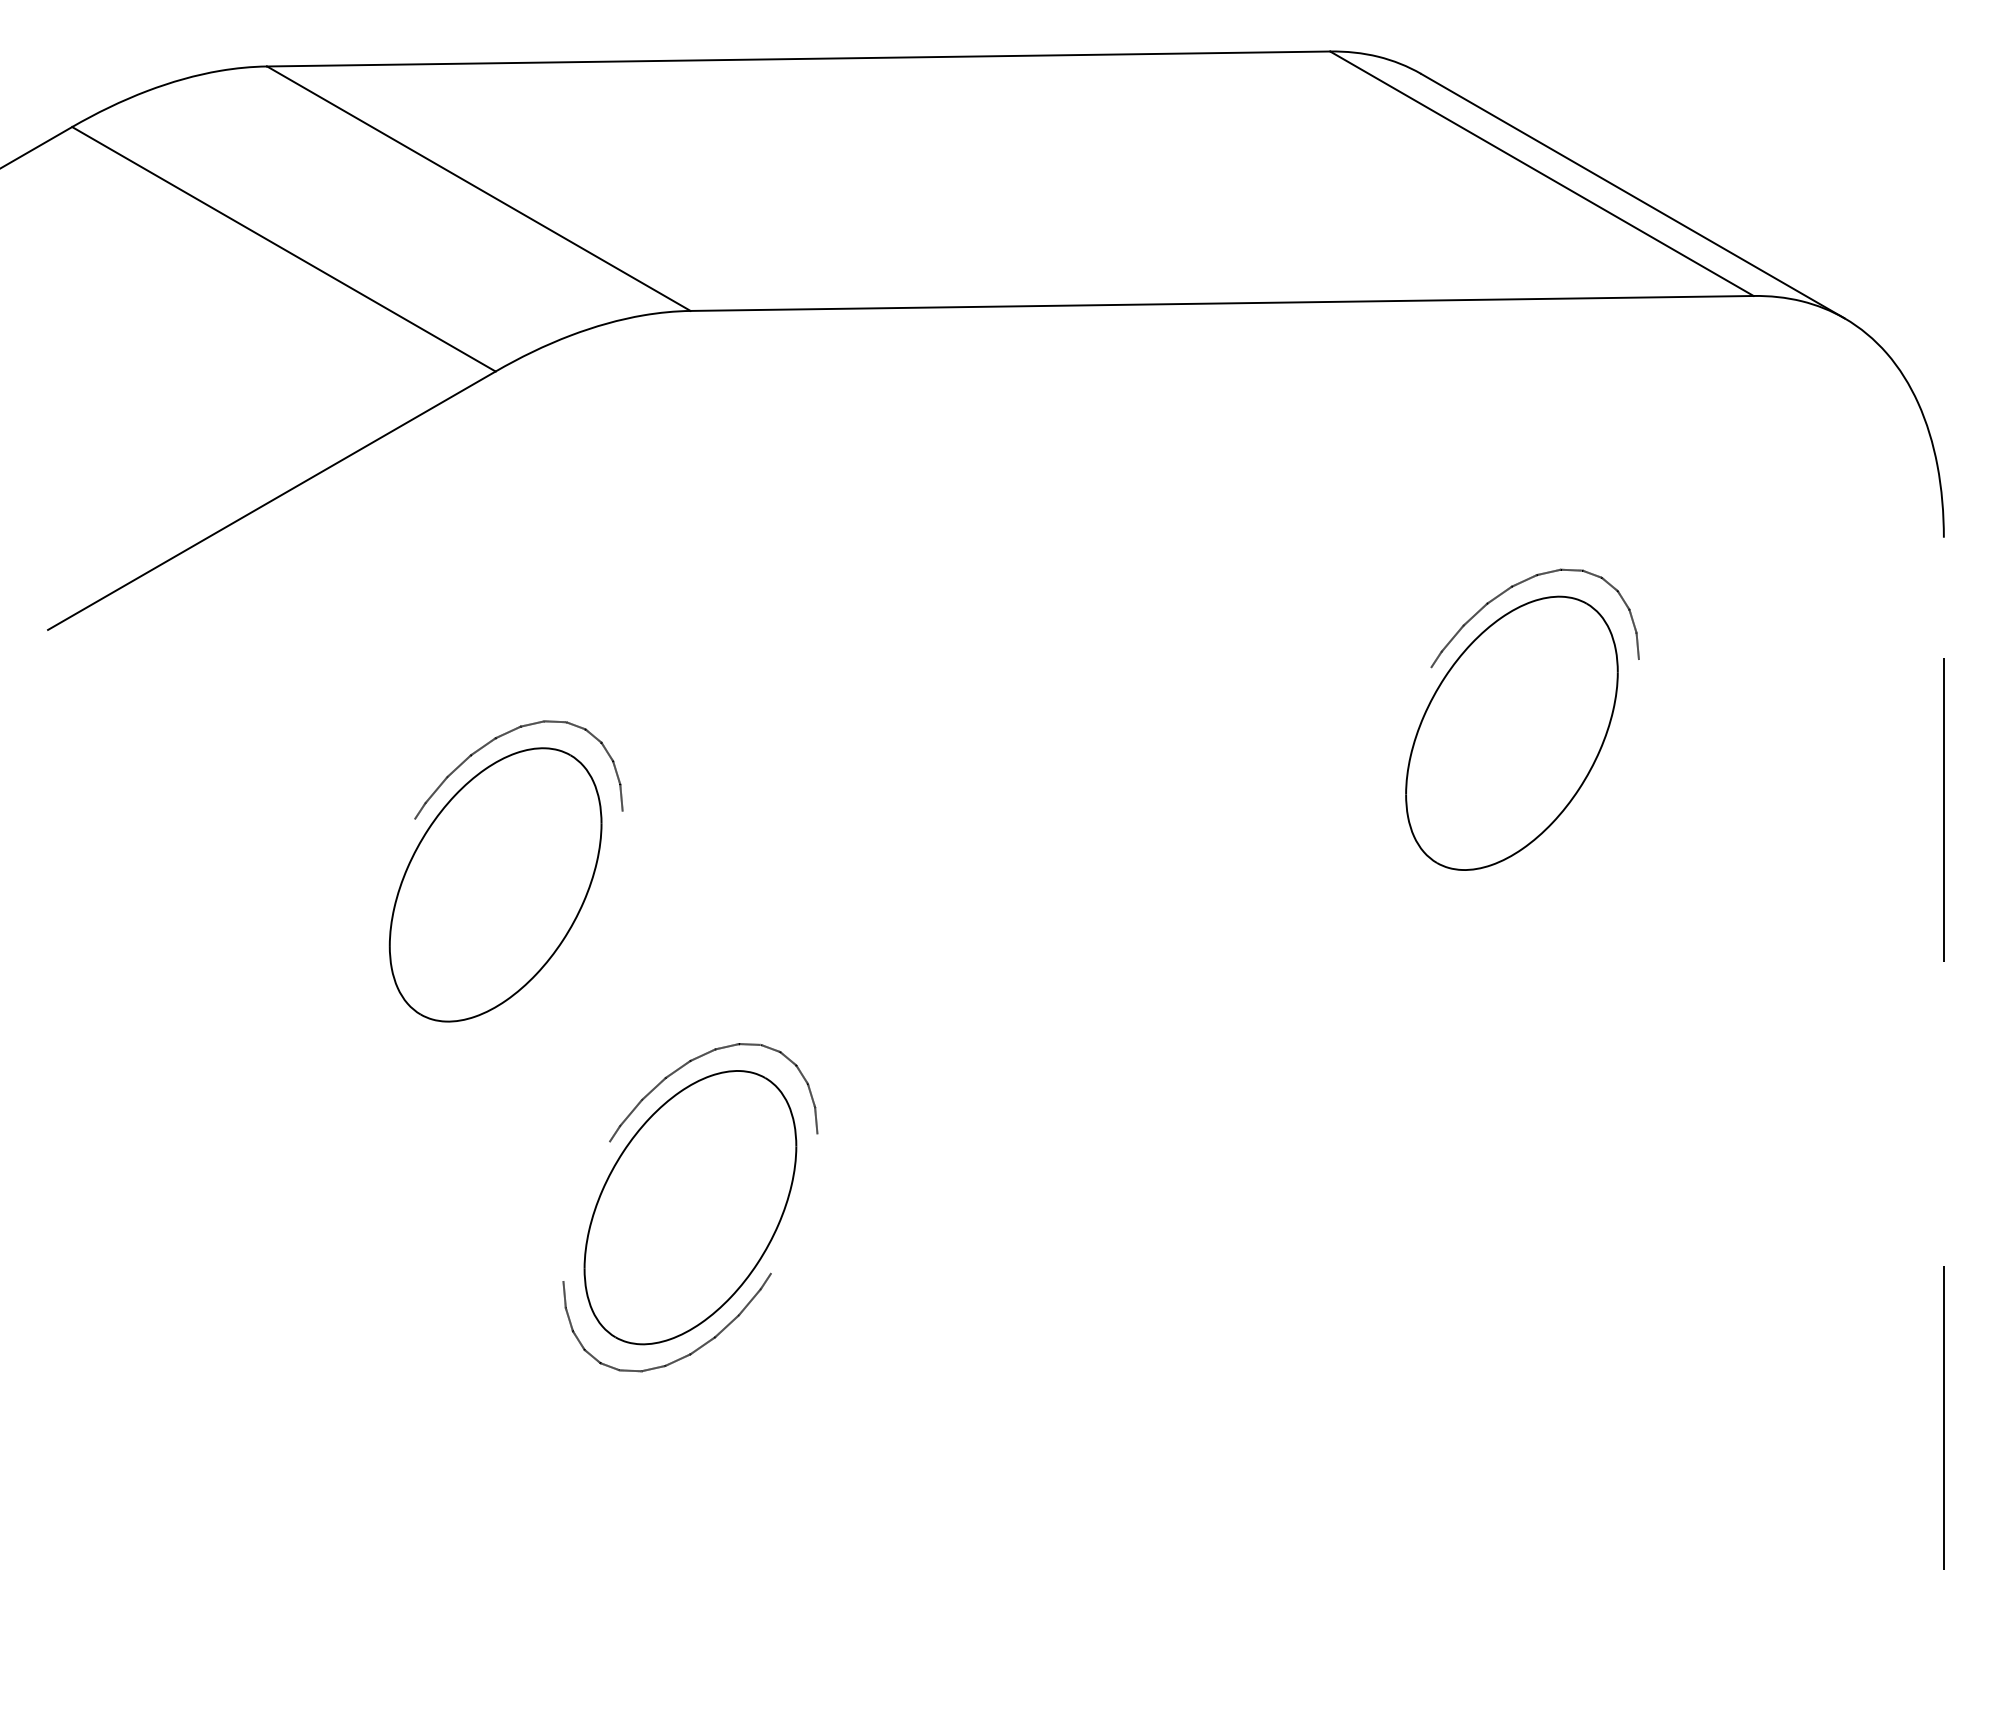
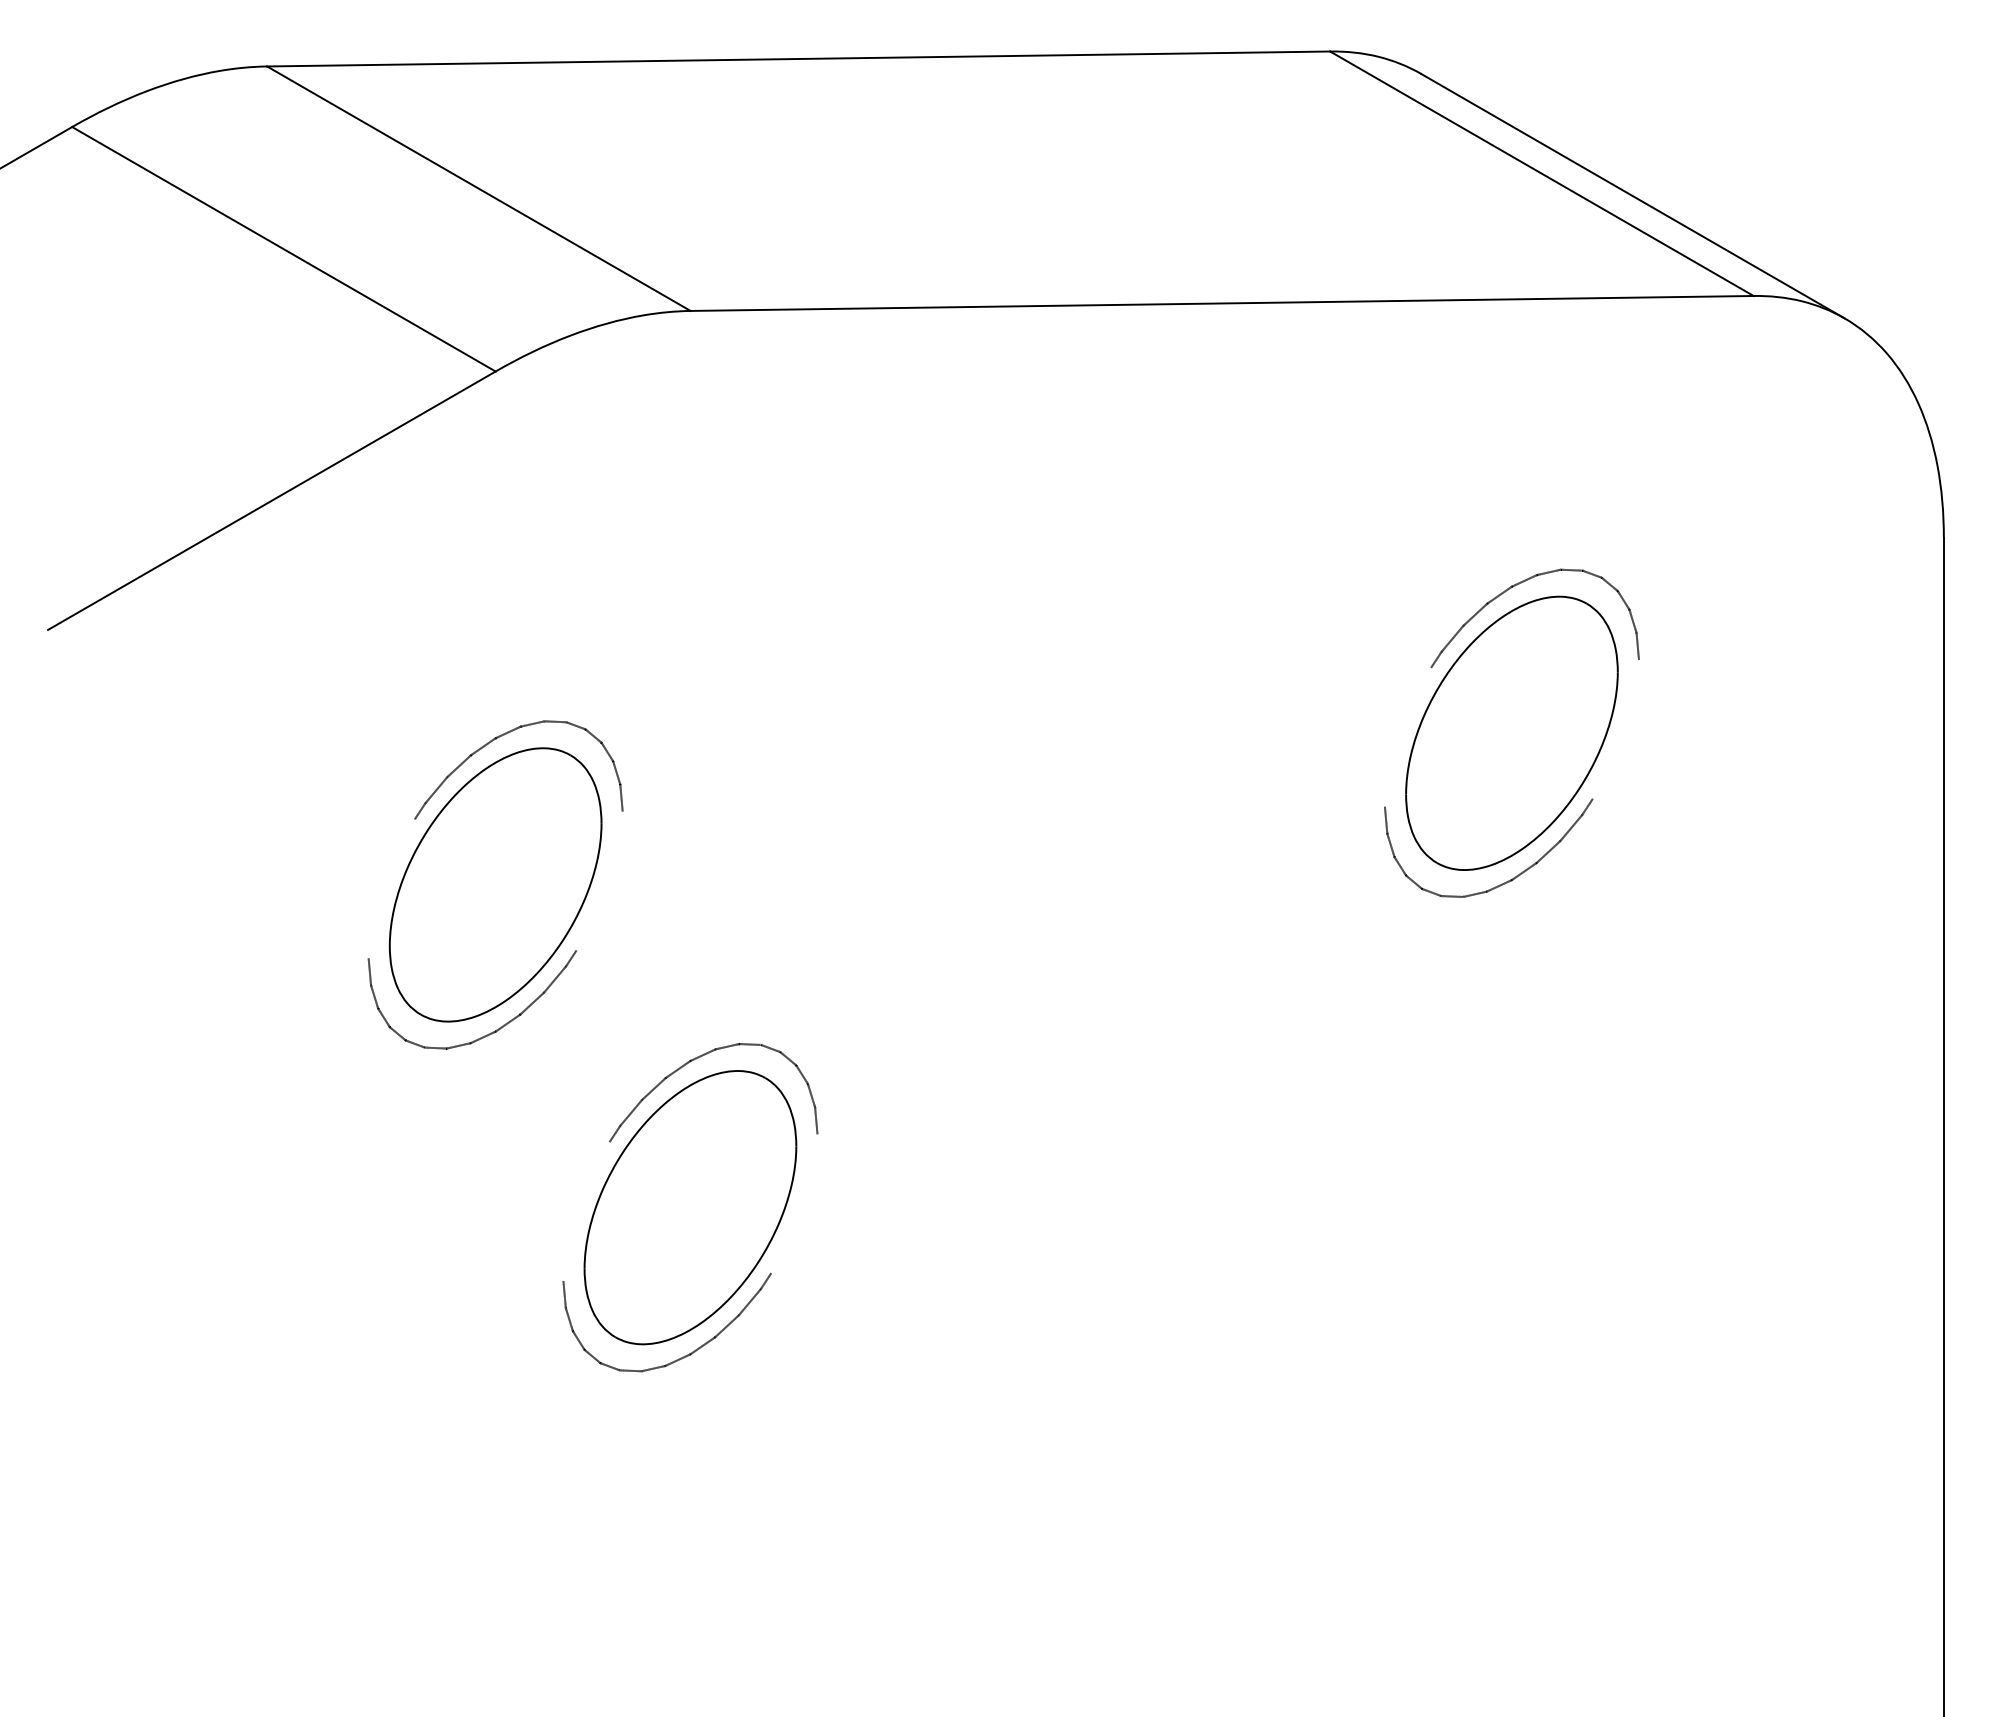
curve: none -> present (1503, 882)
curve: none -> present (488, 1033)
line: dashed -> solid (1943, 1126)
